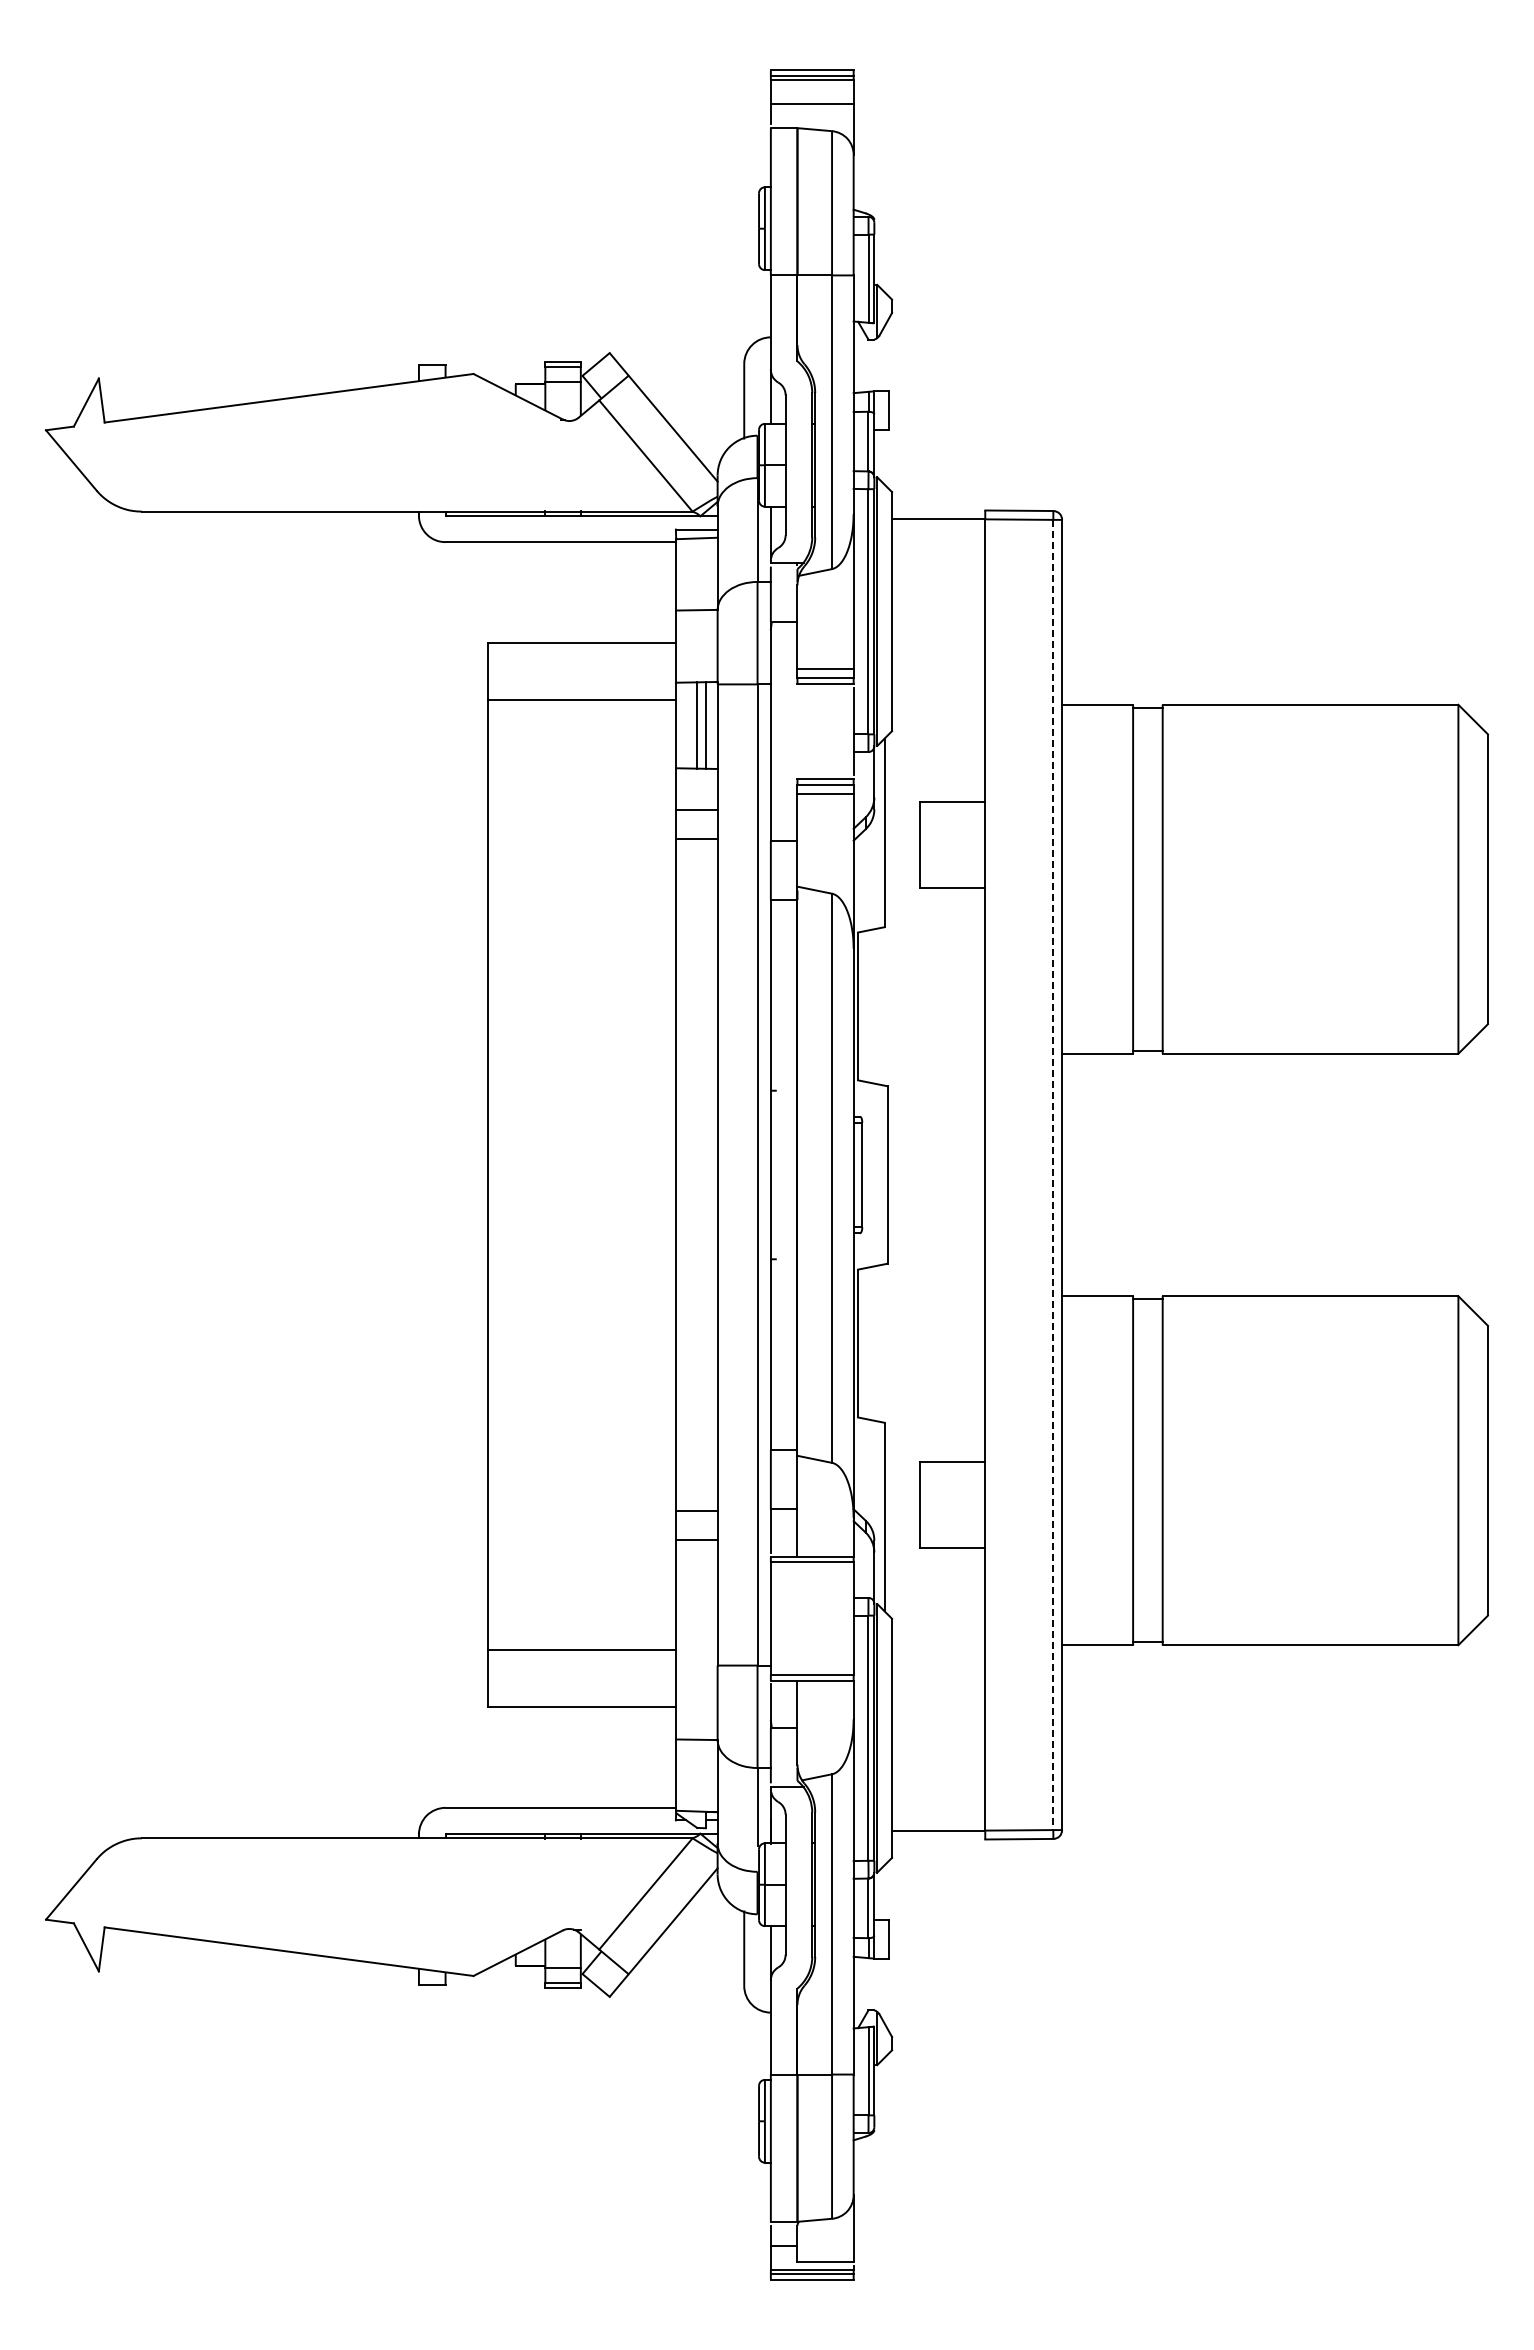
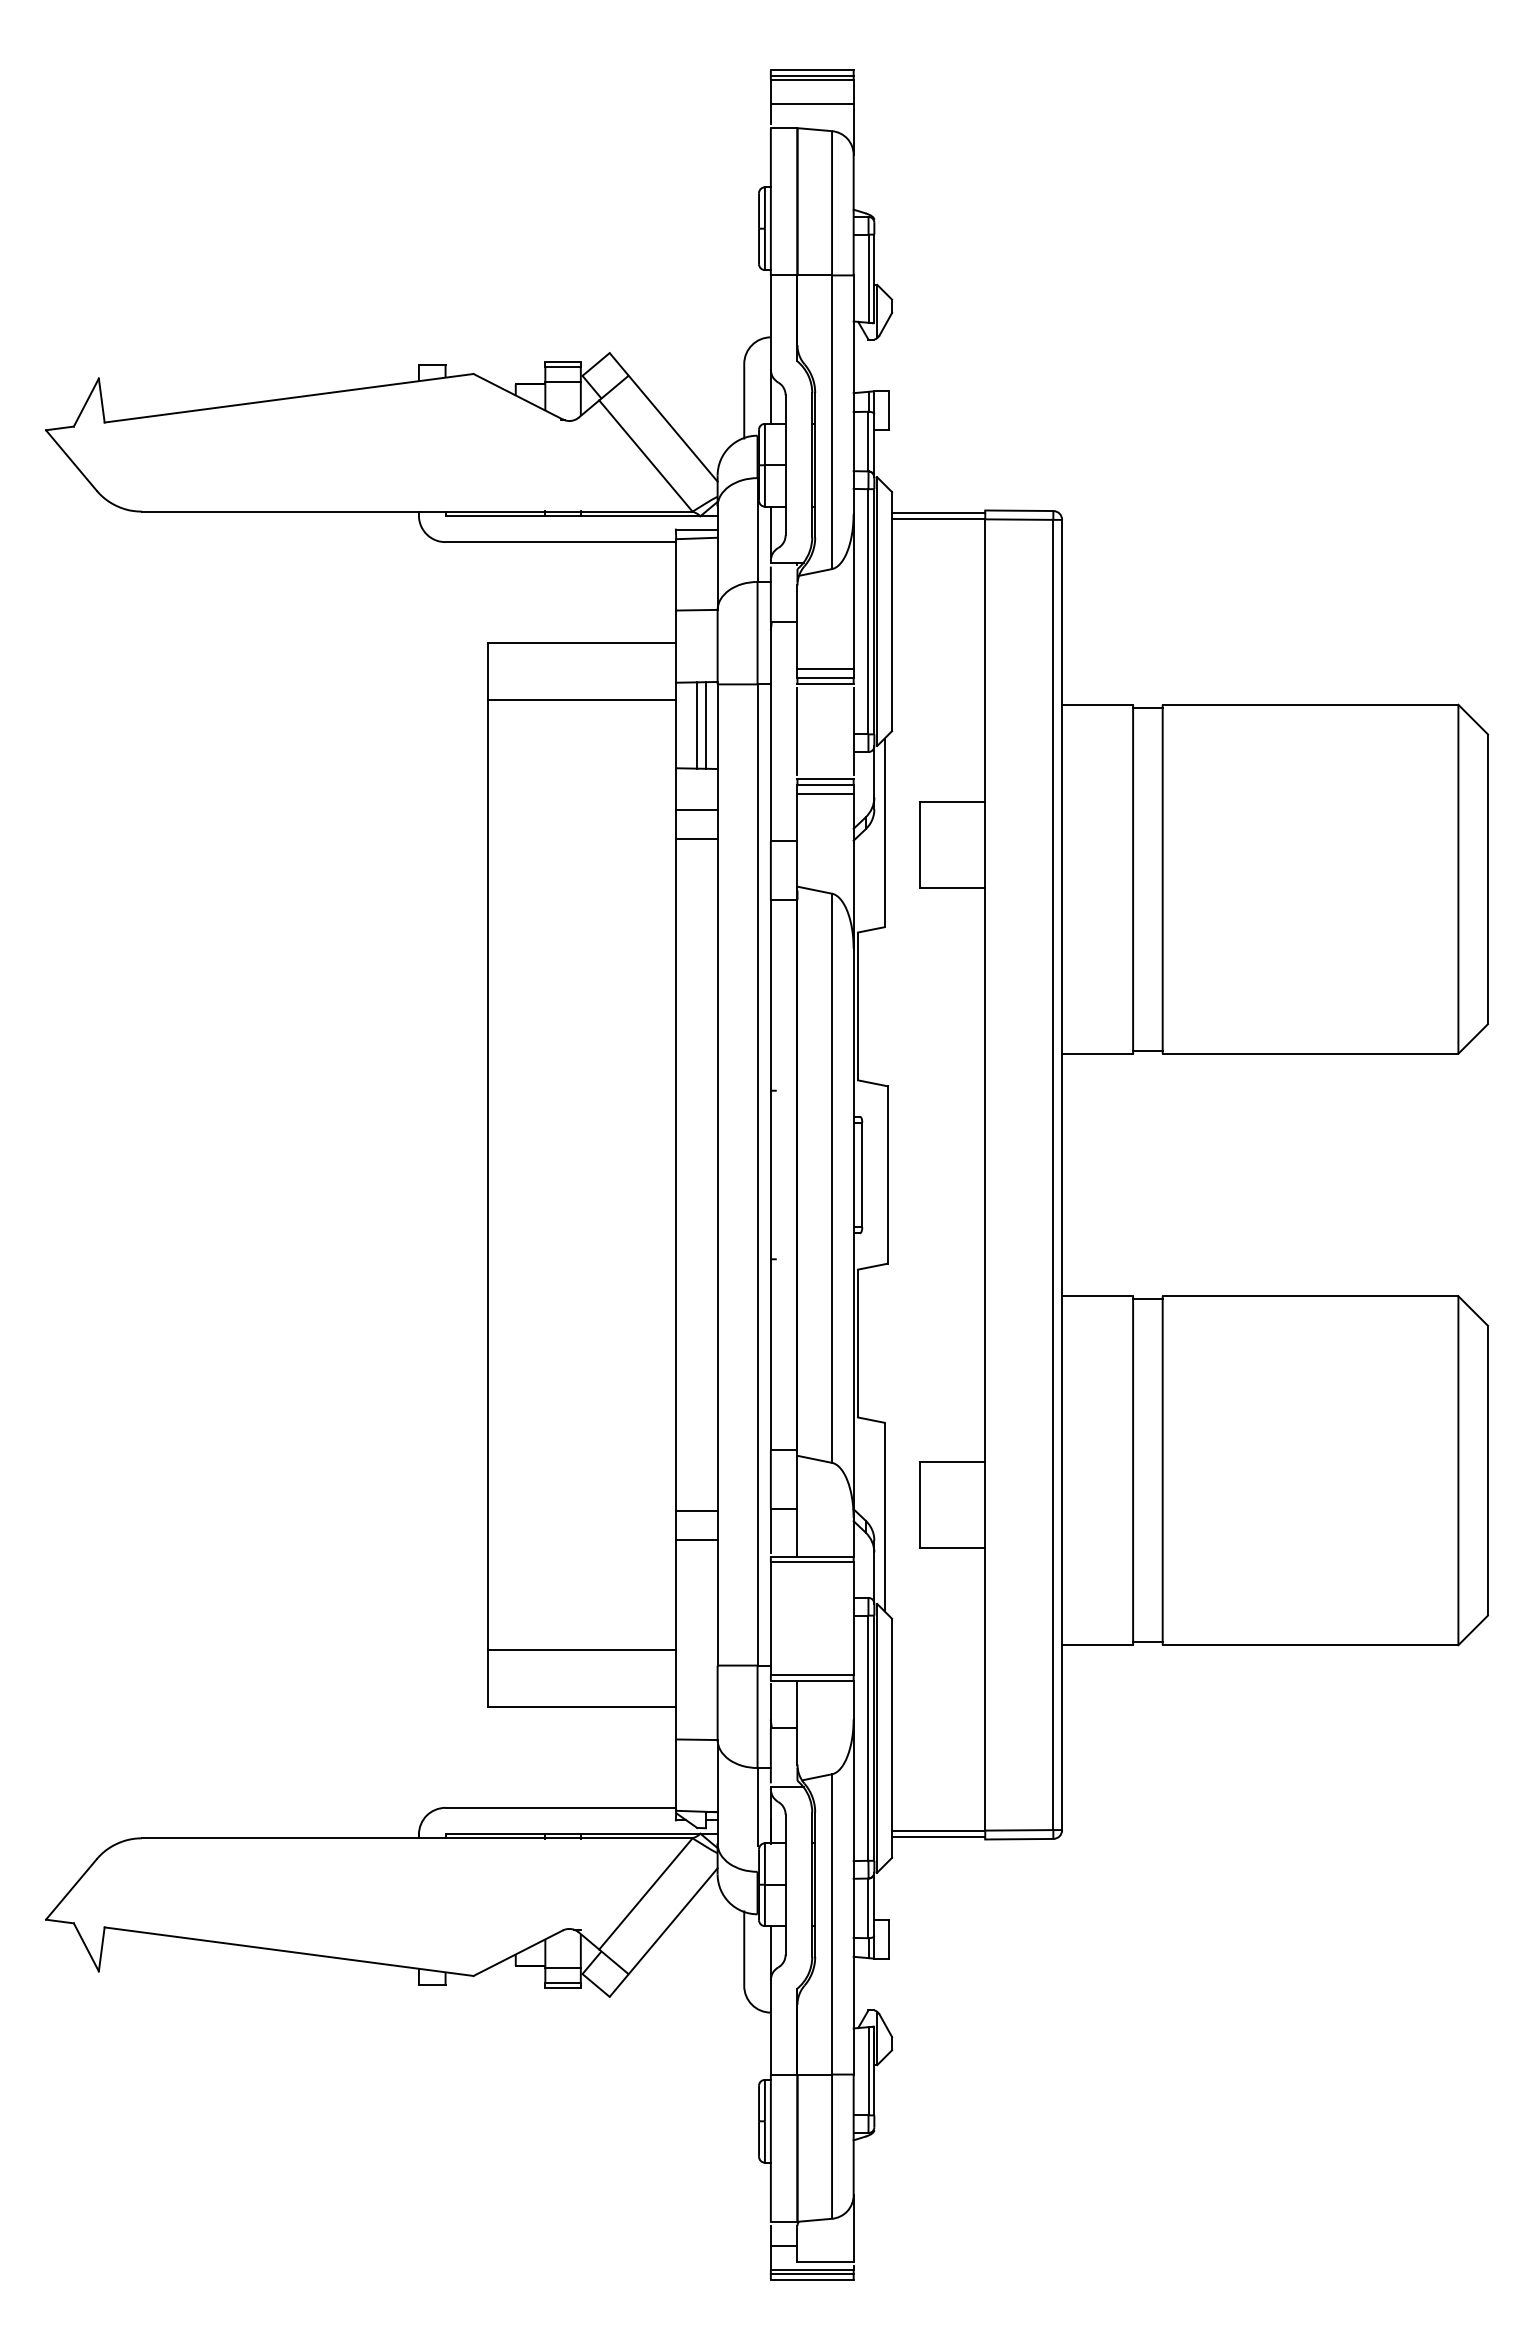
line: none -> present (938, 513)
line: none -> present (797, 730)
line: dashed -> solid (1053, 1175)
line: none -> present (938, 1836)
